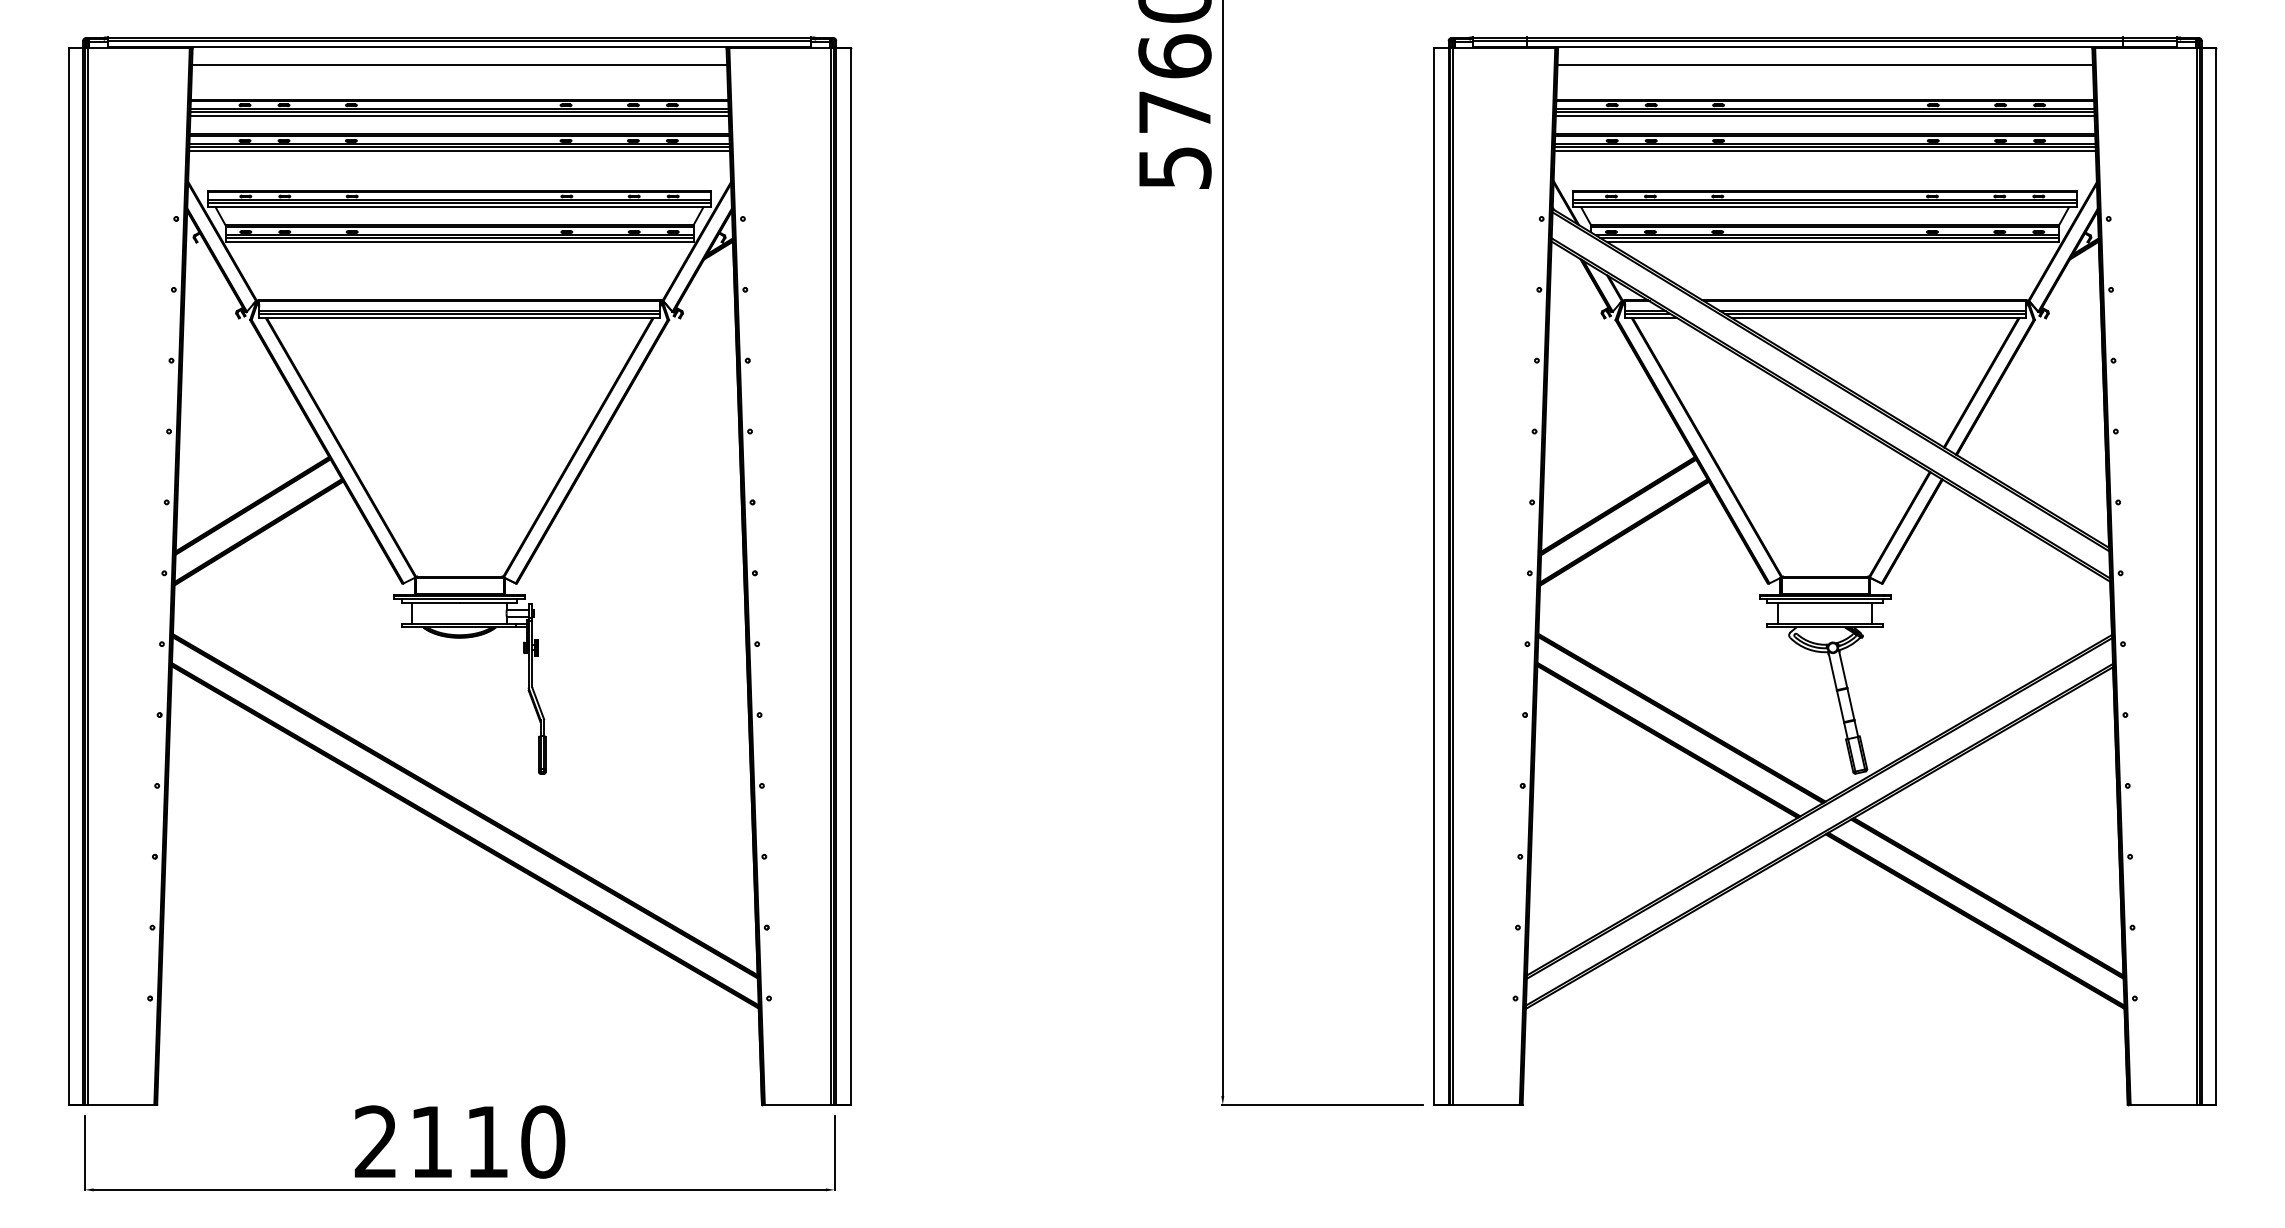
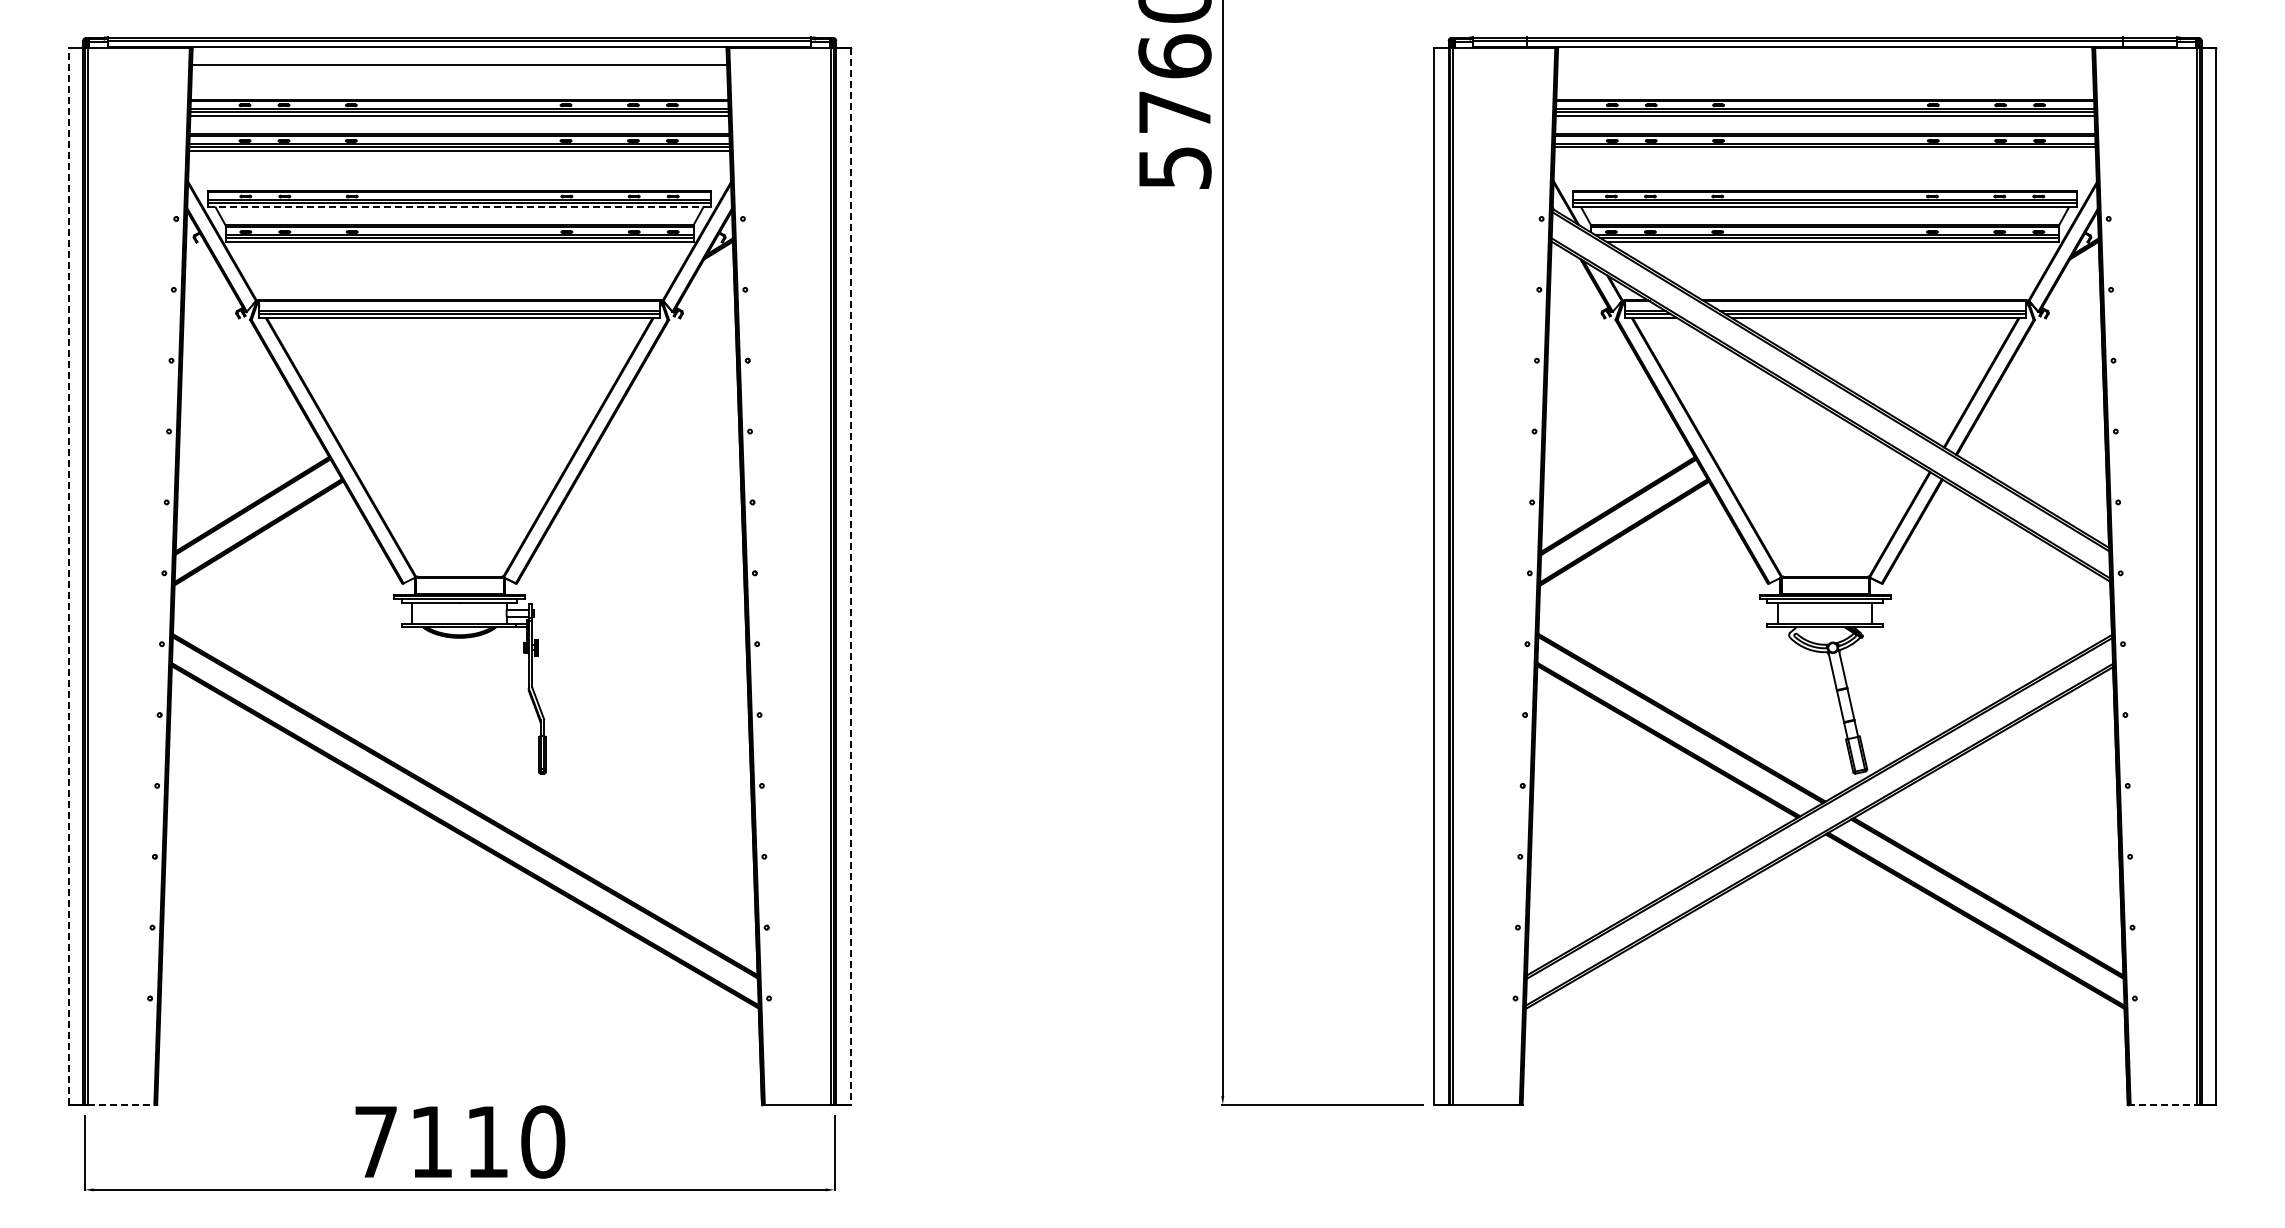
line: present -> none (1824, 65)
line: present -> none (1824, 151)
line: solid -> dashed (459, 207)
line: solid -> dashed (68, 576)
line: solid -> dashed (850, 577)
line: solid -> dashed (122, 1104)
line: solid -> dashed (2162, 1104)
text: 2110 -> 7110 (375, 1141)
